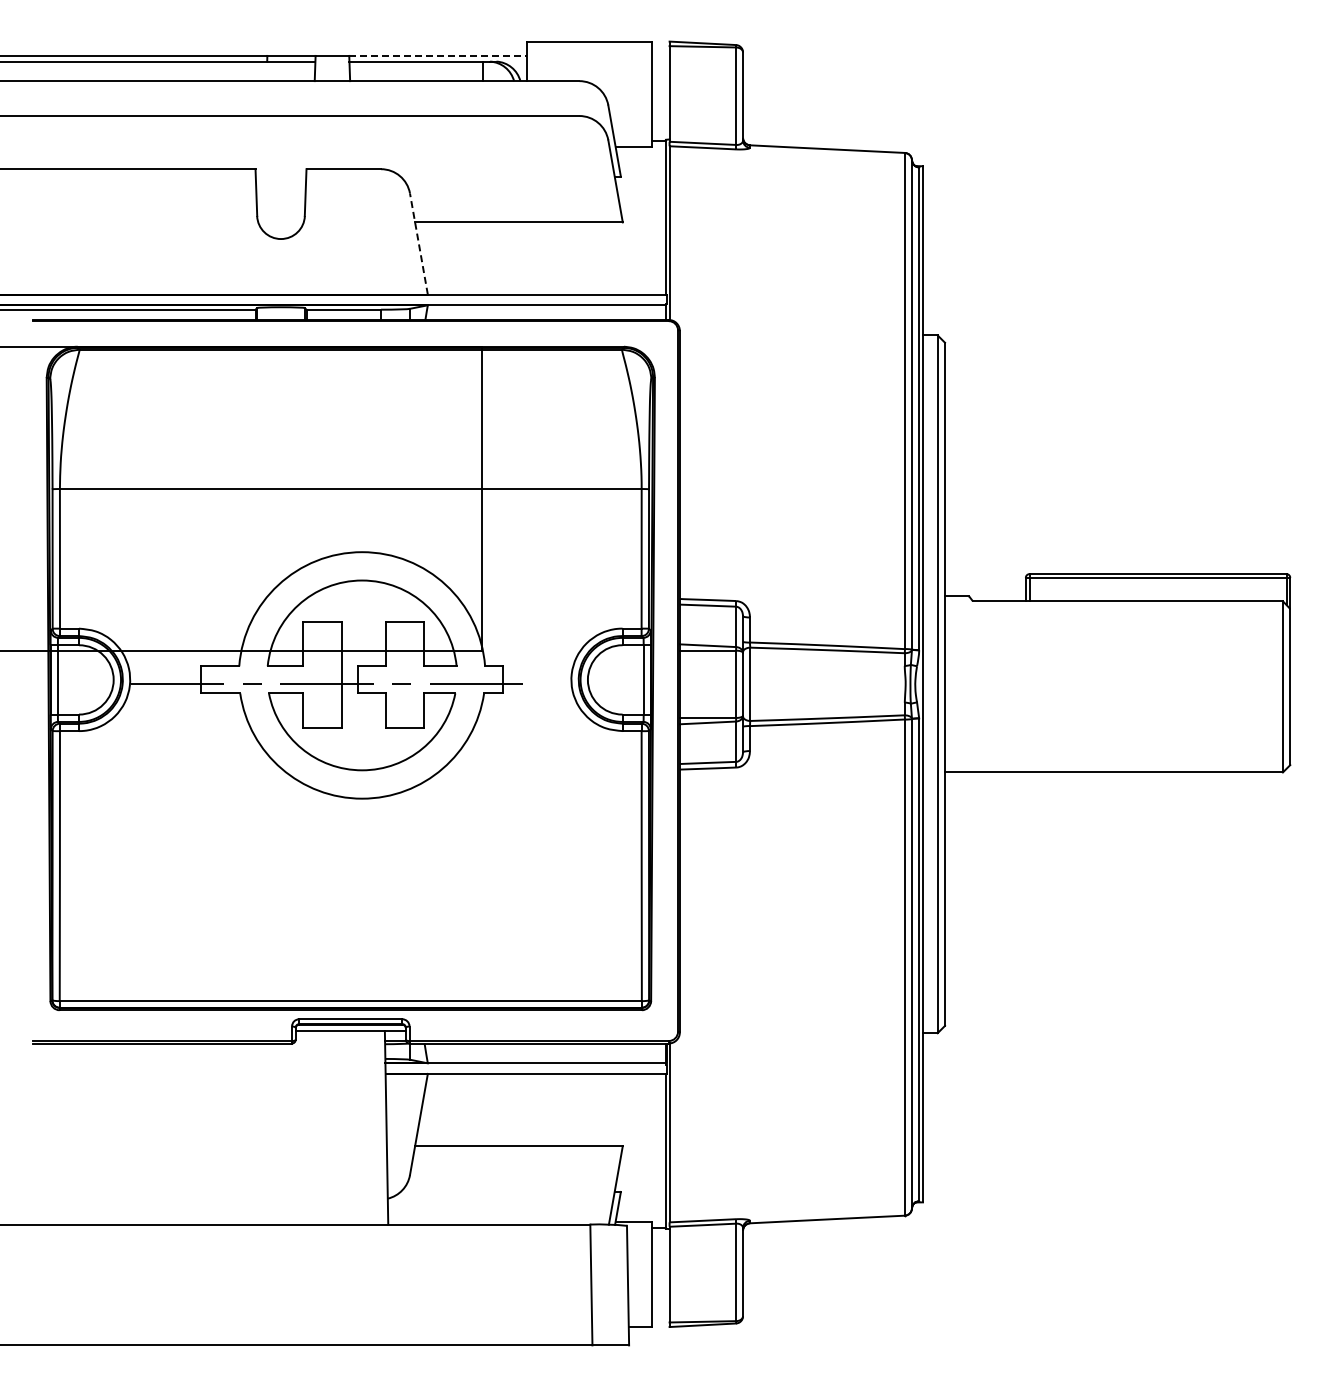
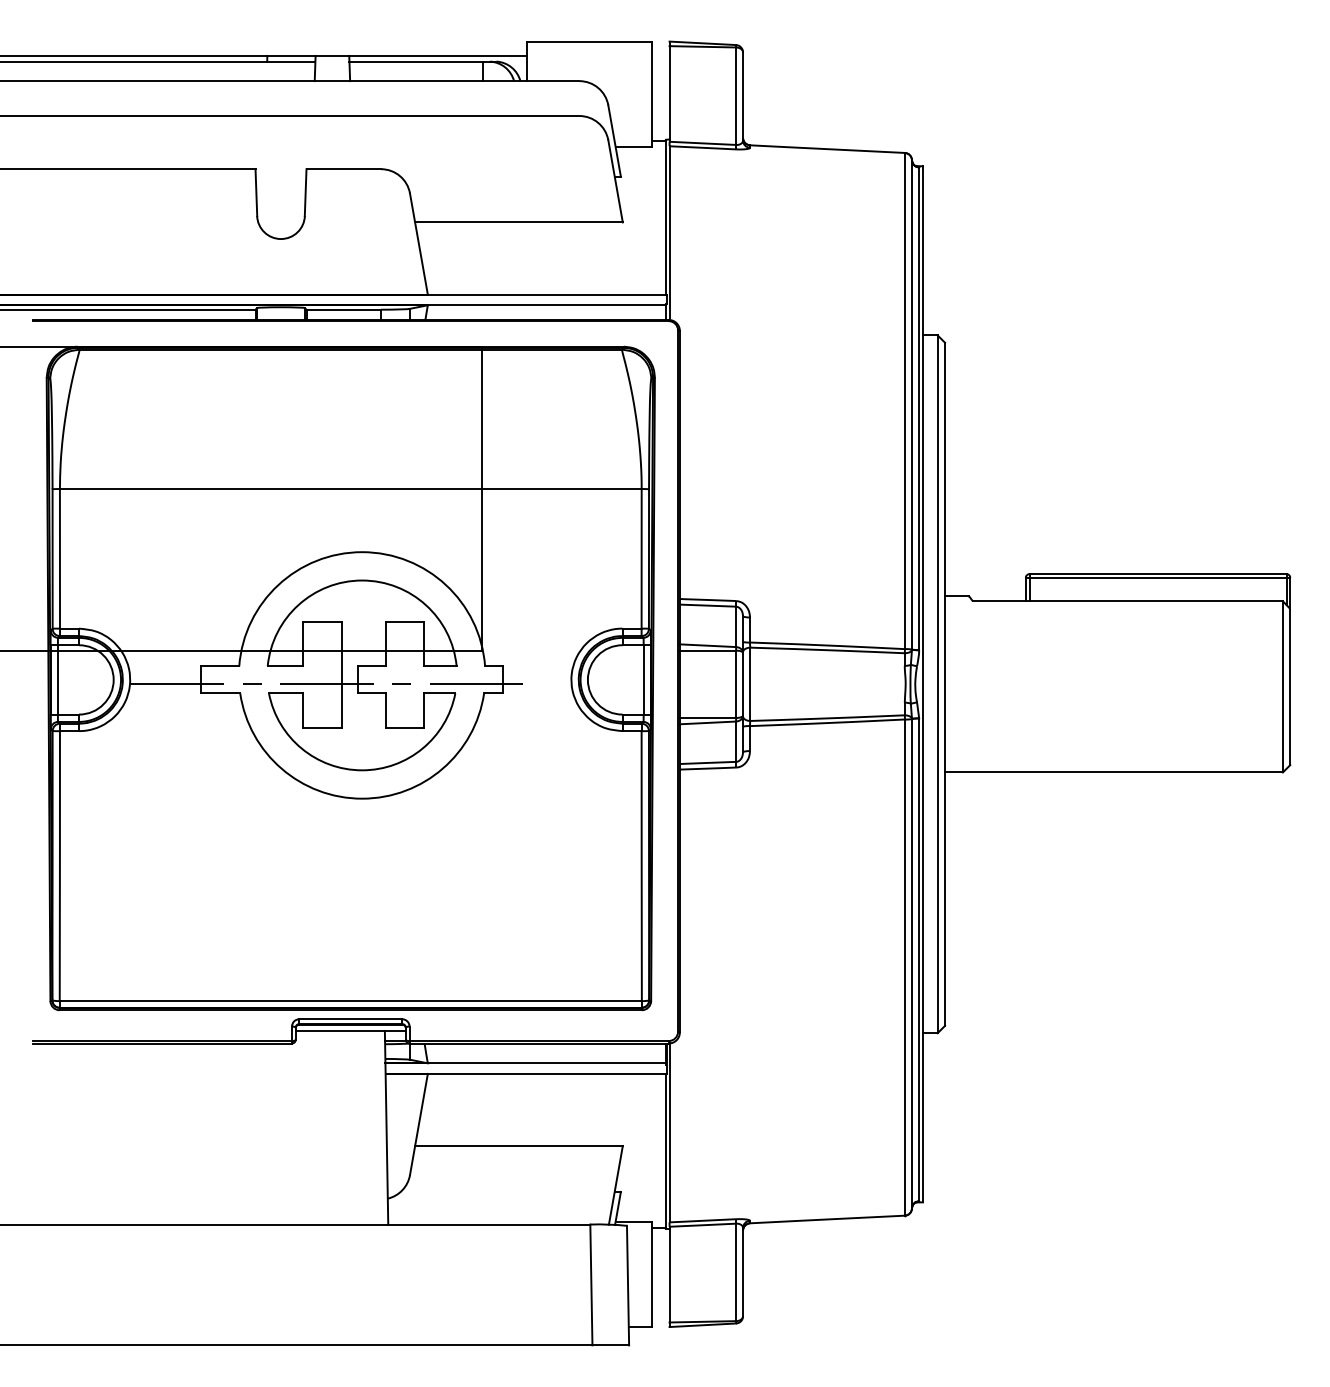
line: dashed -> solid (438, 55)
line: dashed -> solid (418, 243)
